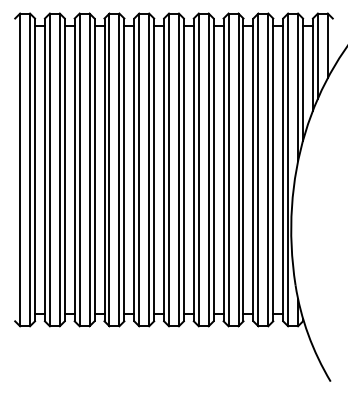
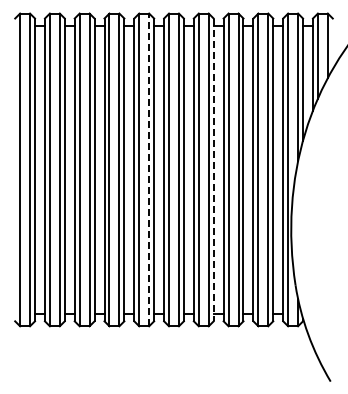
line: solid -> dashed (149, 169)
line: solid -> dashed (213, 170)
